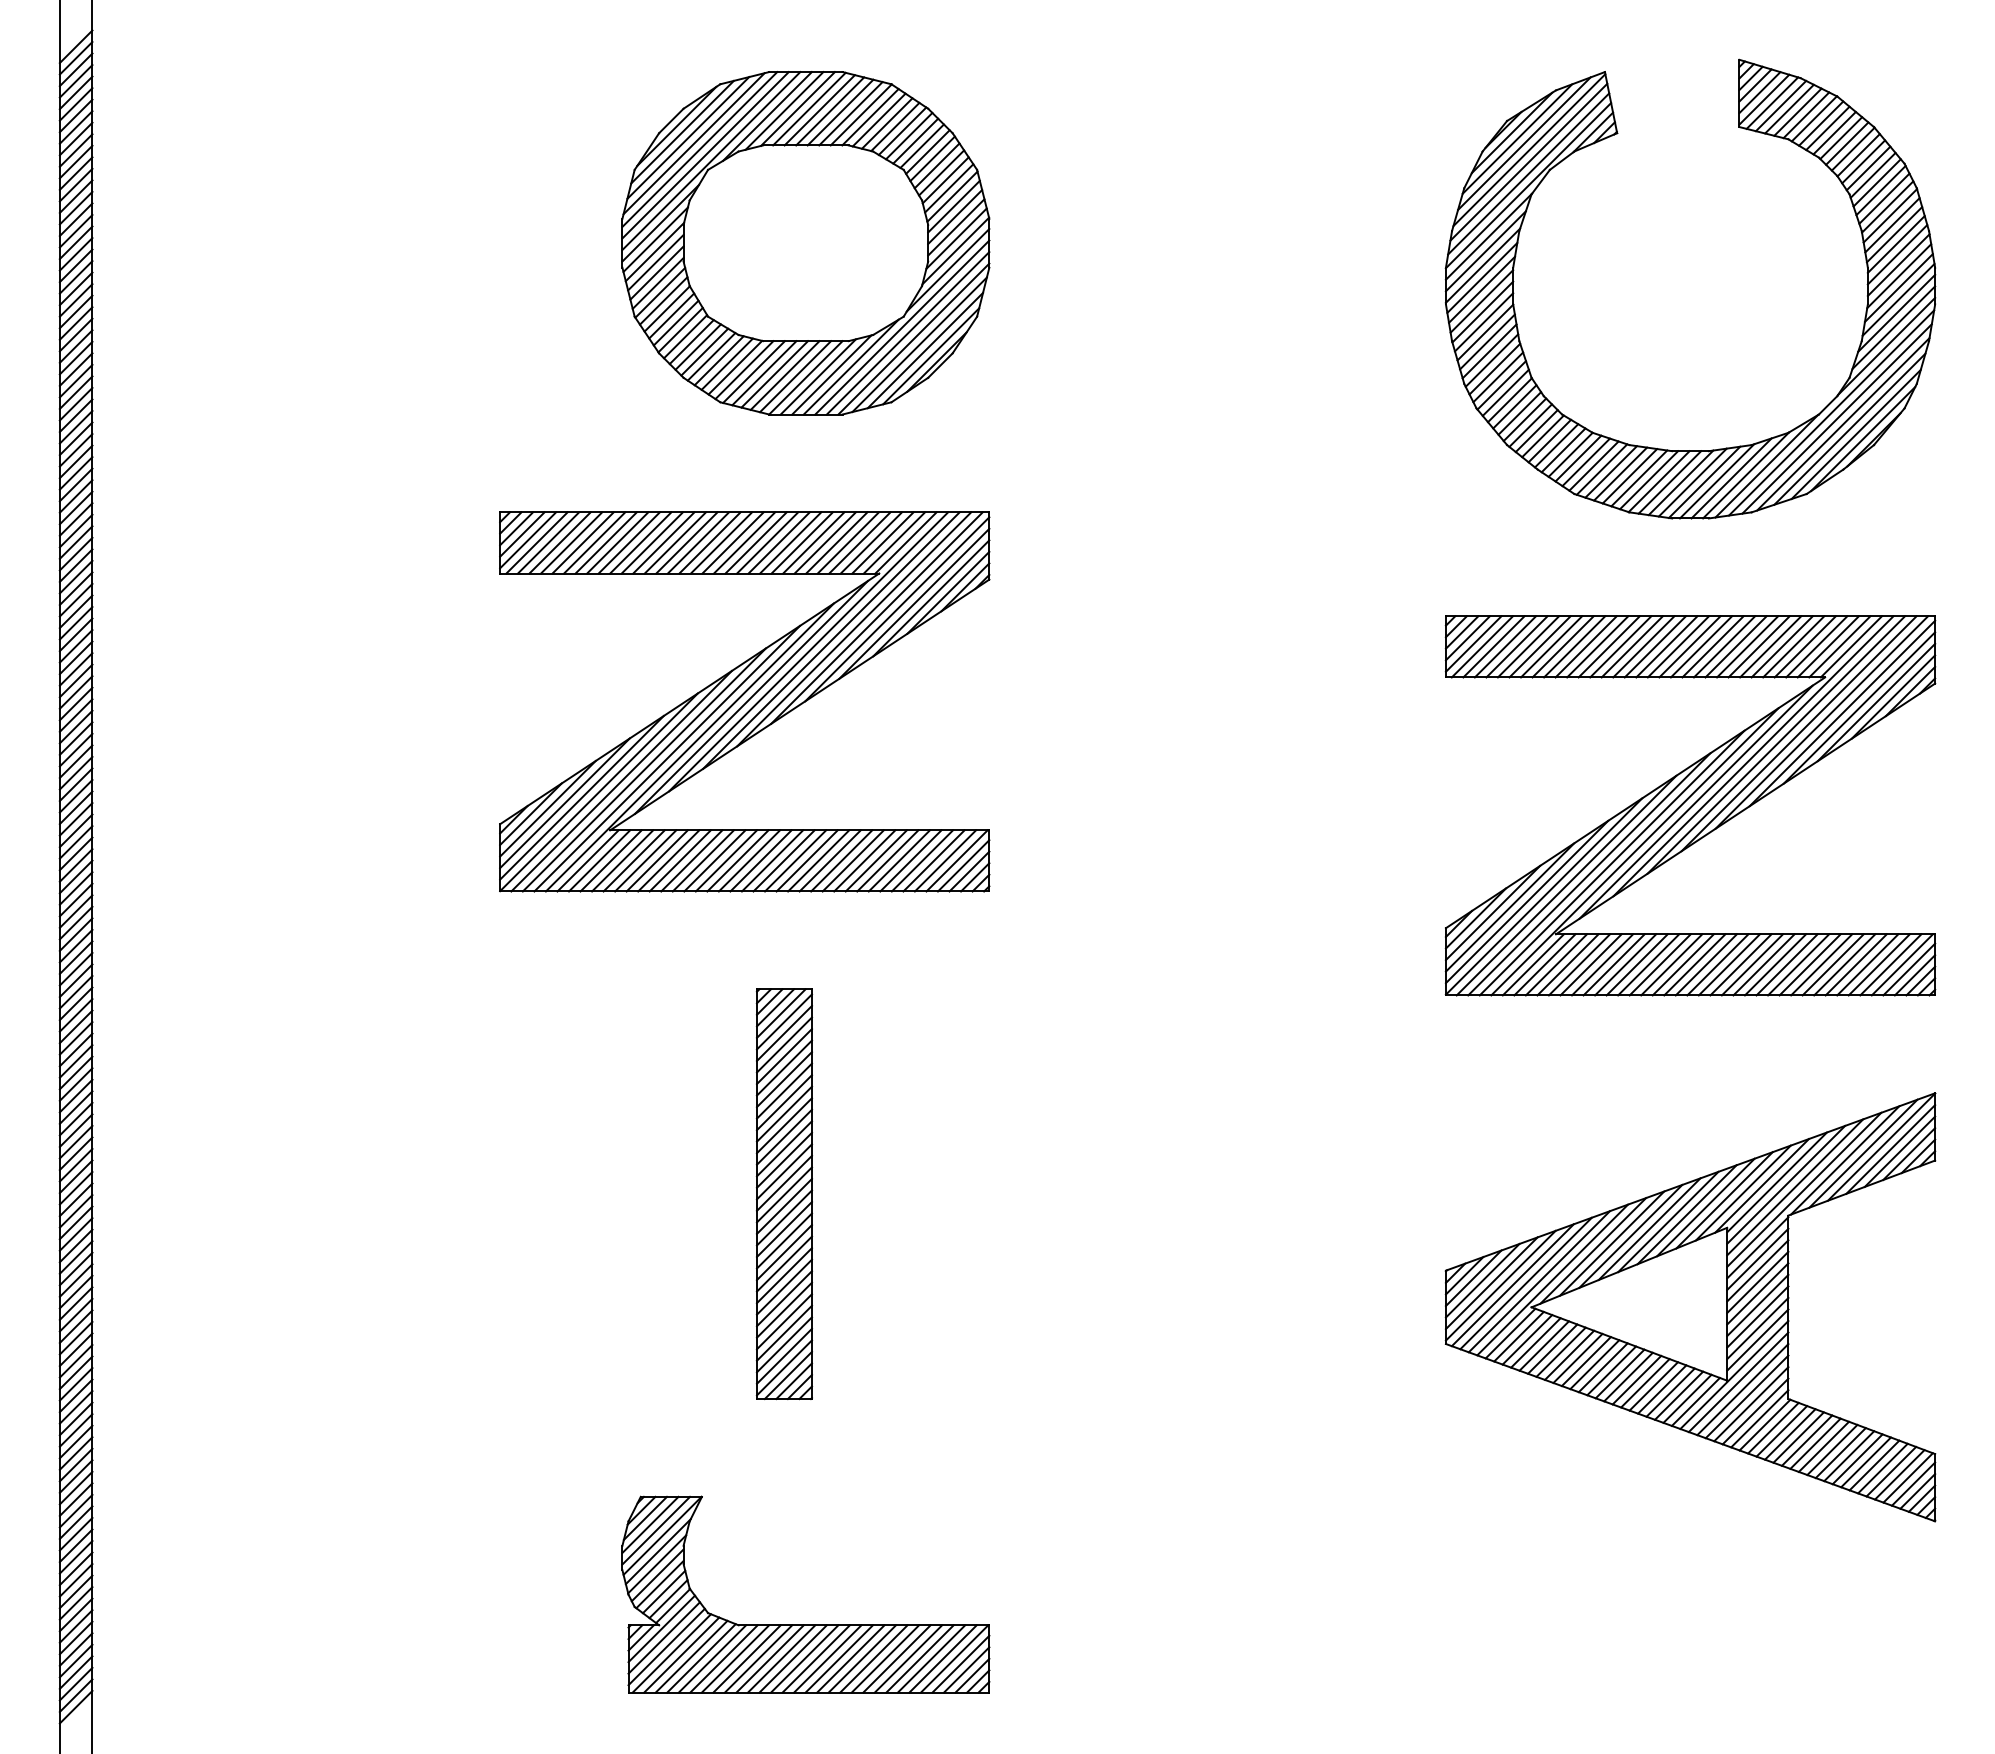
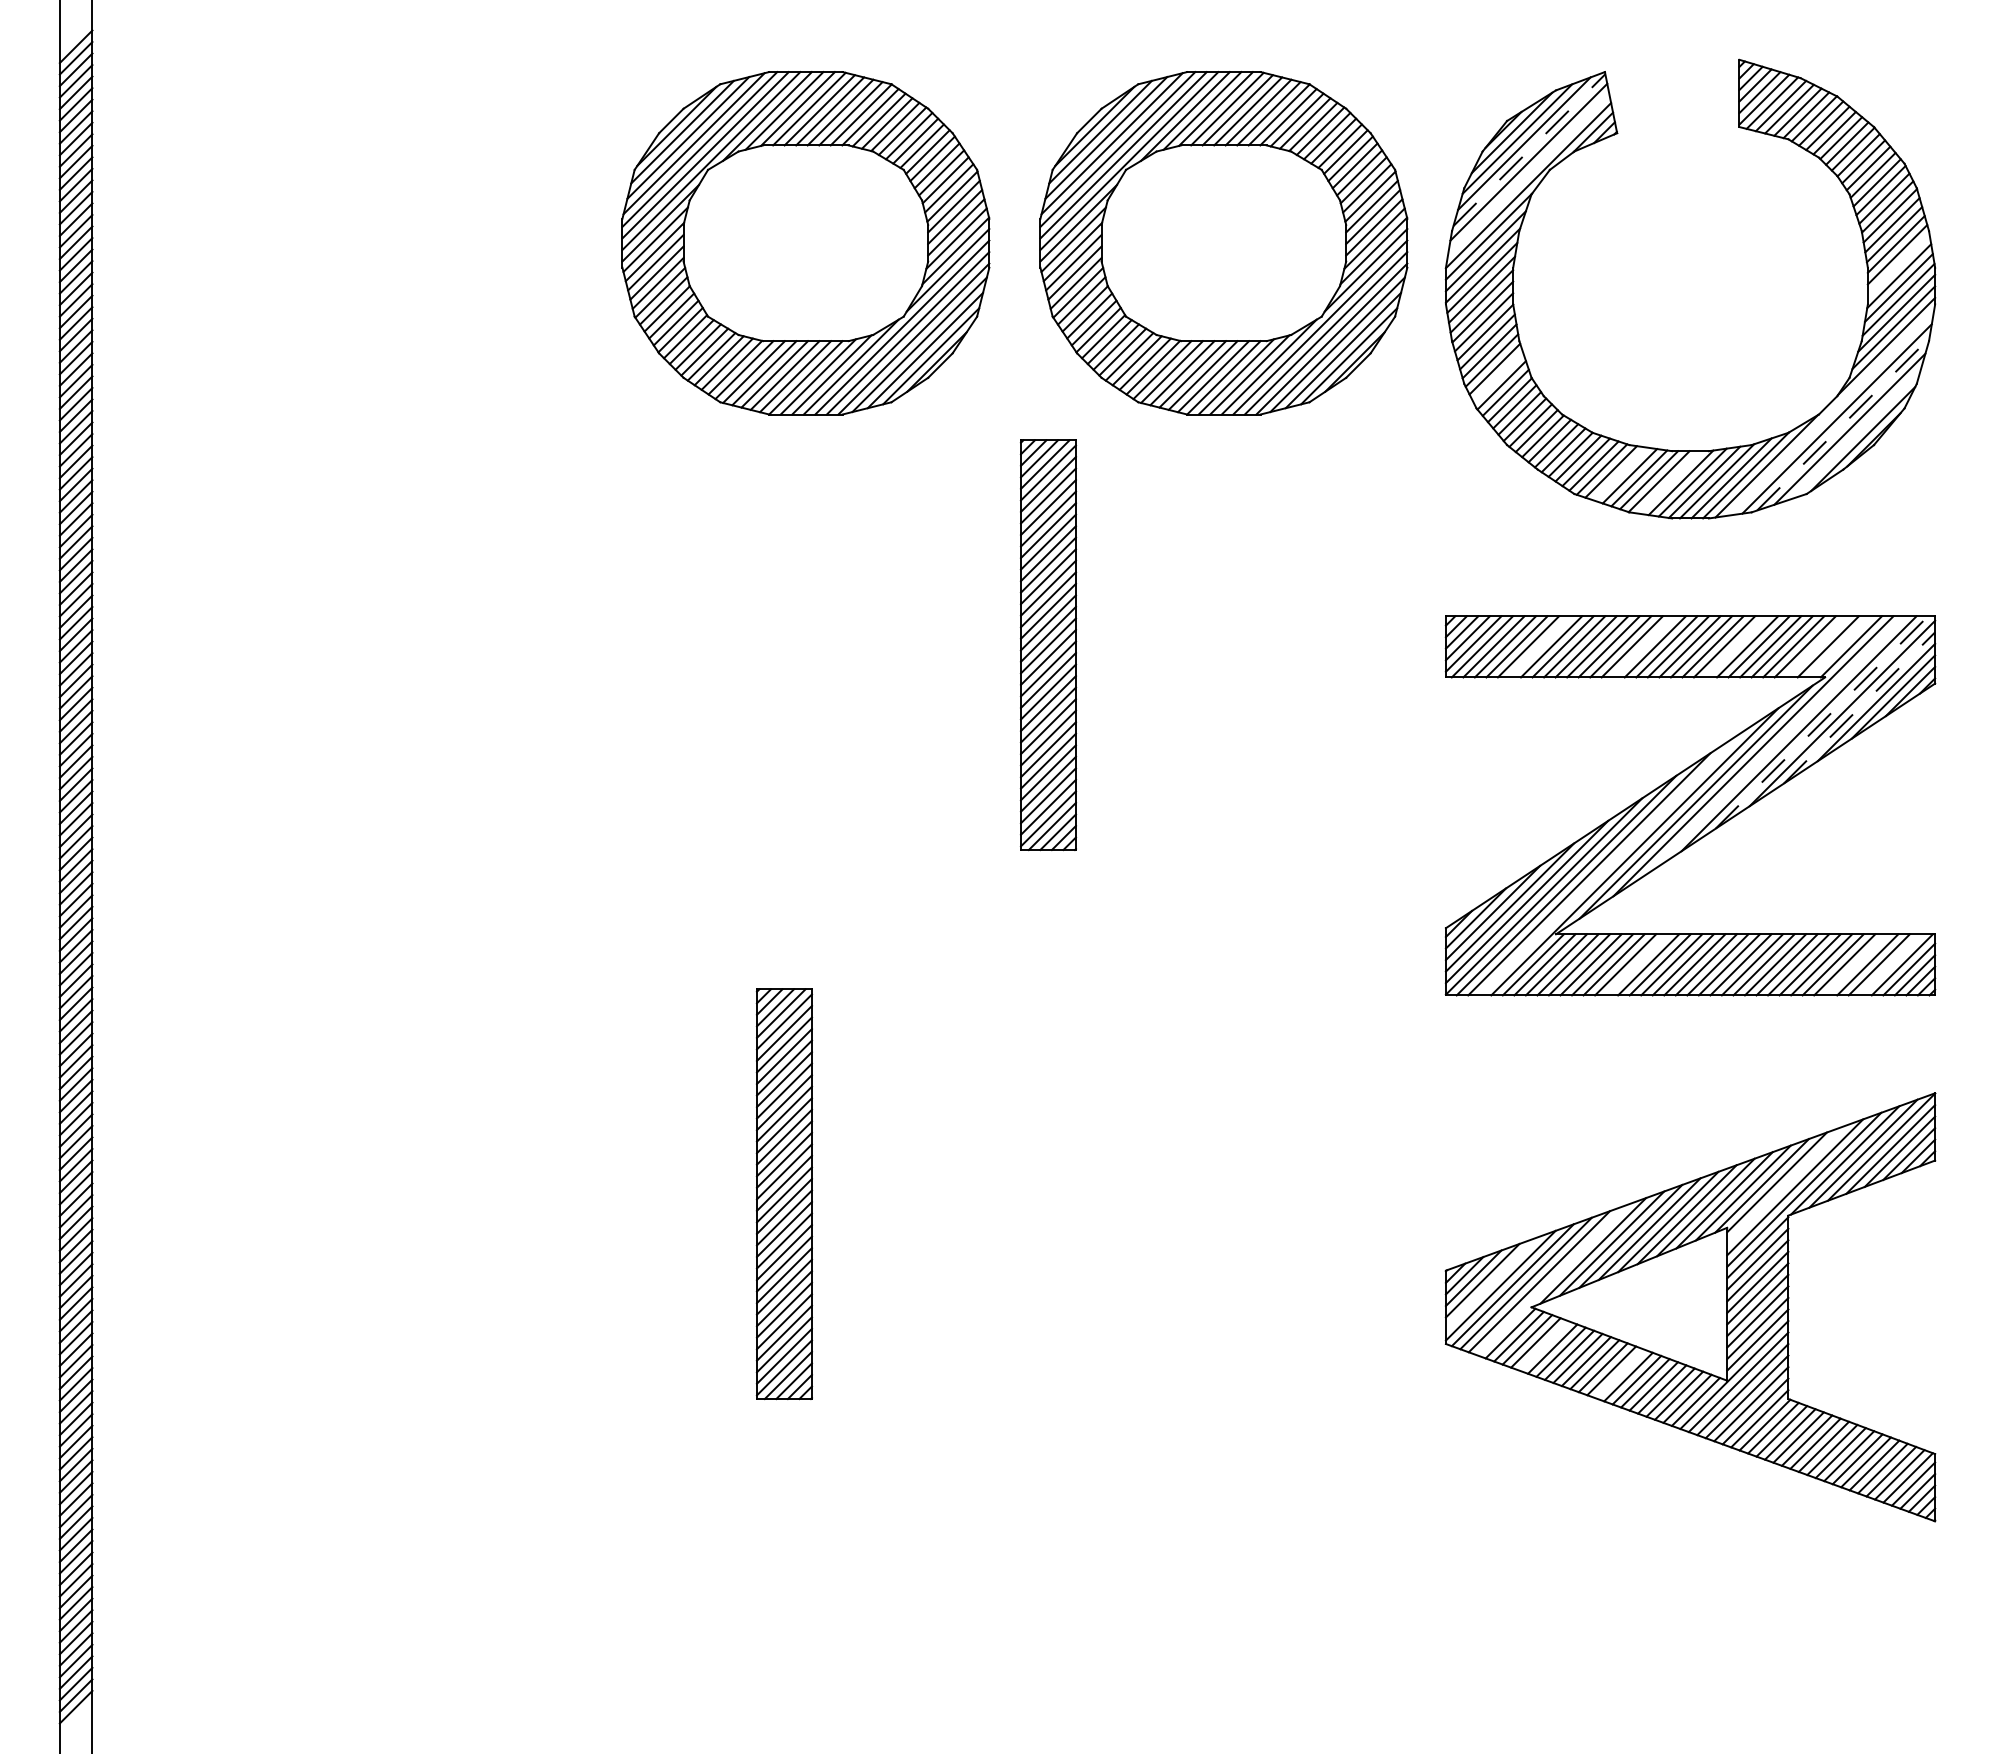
line: solid -> dashed (1529, 149)
line: present -> none (1528, 173)
part: none -> present (1223, 243)
line: present -> none (1898, 264)
line: present -> none (1498, 377)
line: present -> none (1831, 412)
line: solid -> dashed (1843, 424)
line: present -> none (1855, 434)
line: present -> none (1620, 473)
line: present -> none (1669, 482)
part: none -> present (1048, 645)
line: present -> none (1539, 646)
line: present -> none (1643, 646)
line: present -> none (1735, 646)
line: present -> none (1816, 646)
line: present -> none (1839, 646)
part: present -> none (744, 701)
line: solid -> dashed (1859, 707)
line: solid -> dashed (1822, 722)
line: present -> none (1776, 744)
line: present -> none (1611, 862)
line: present -> none (1636, 964)
line: present -> none (1855, 964)
line: present -> none (1890, 964)
line: present -> none (1786, 1184)
line: present -> none (1552, 1279)
line: present -> none (1491, 1283)
line: present -> none (1543, 1345)
line: present -> none (1619, 1373)
part: present -> none (805, 1624)
